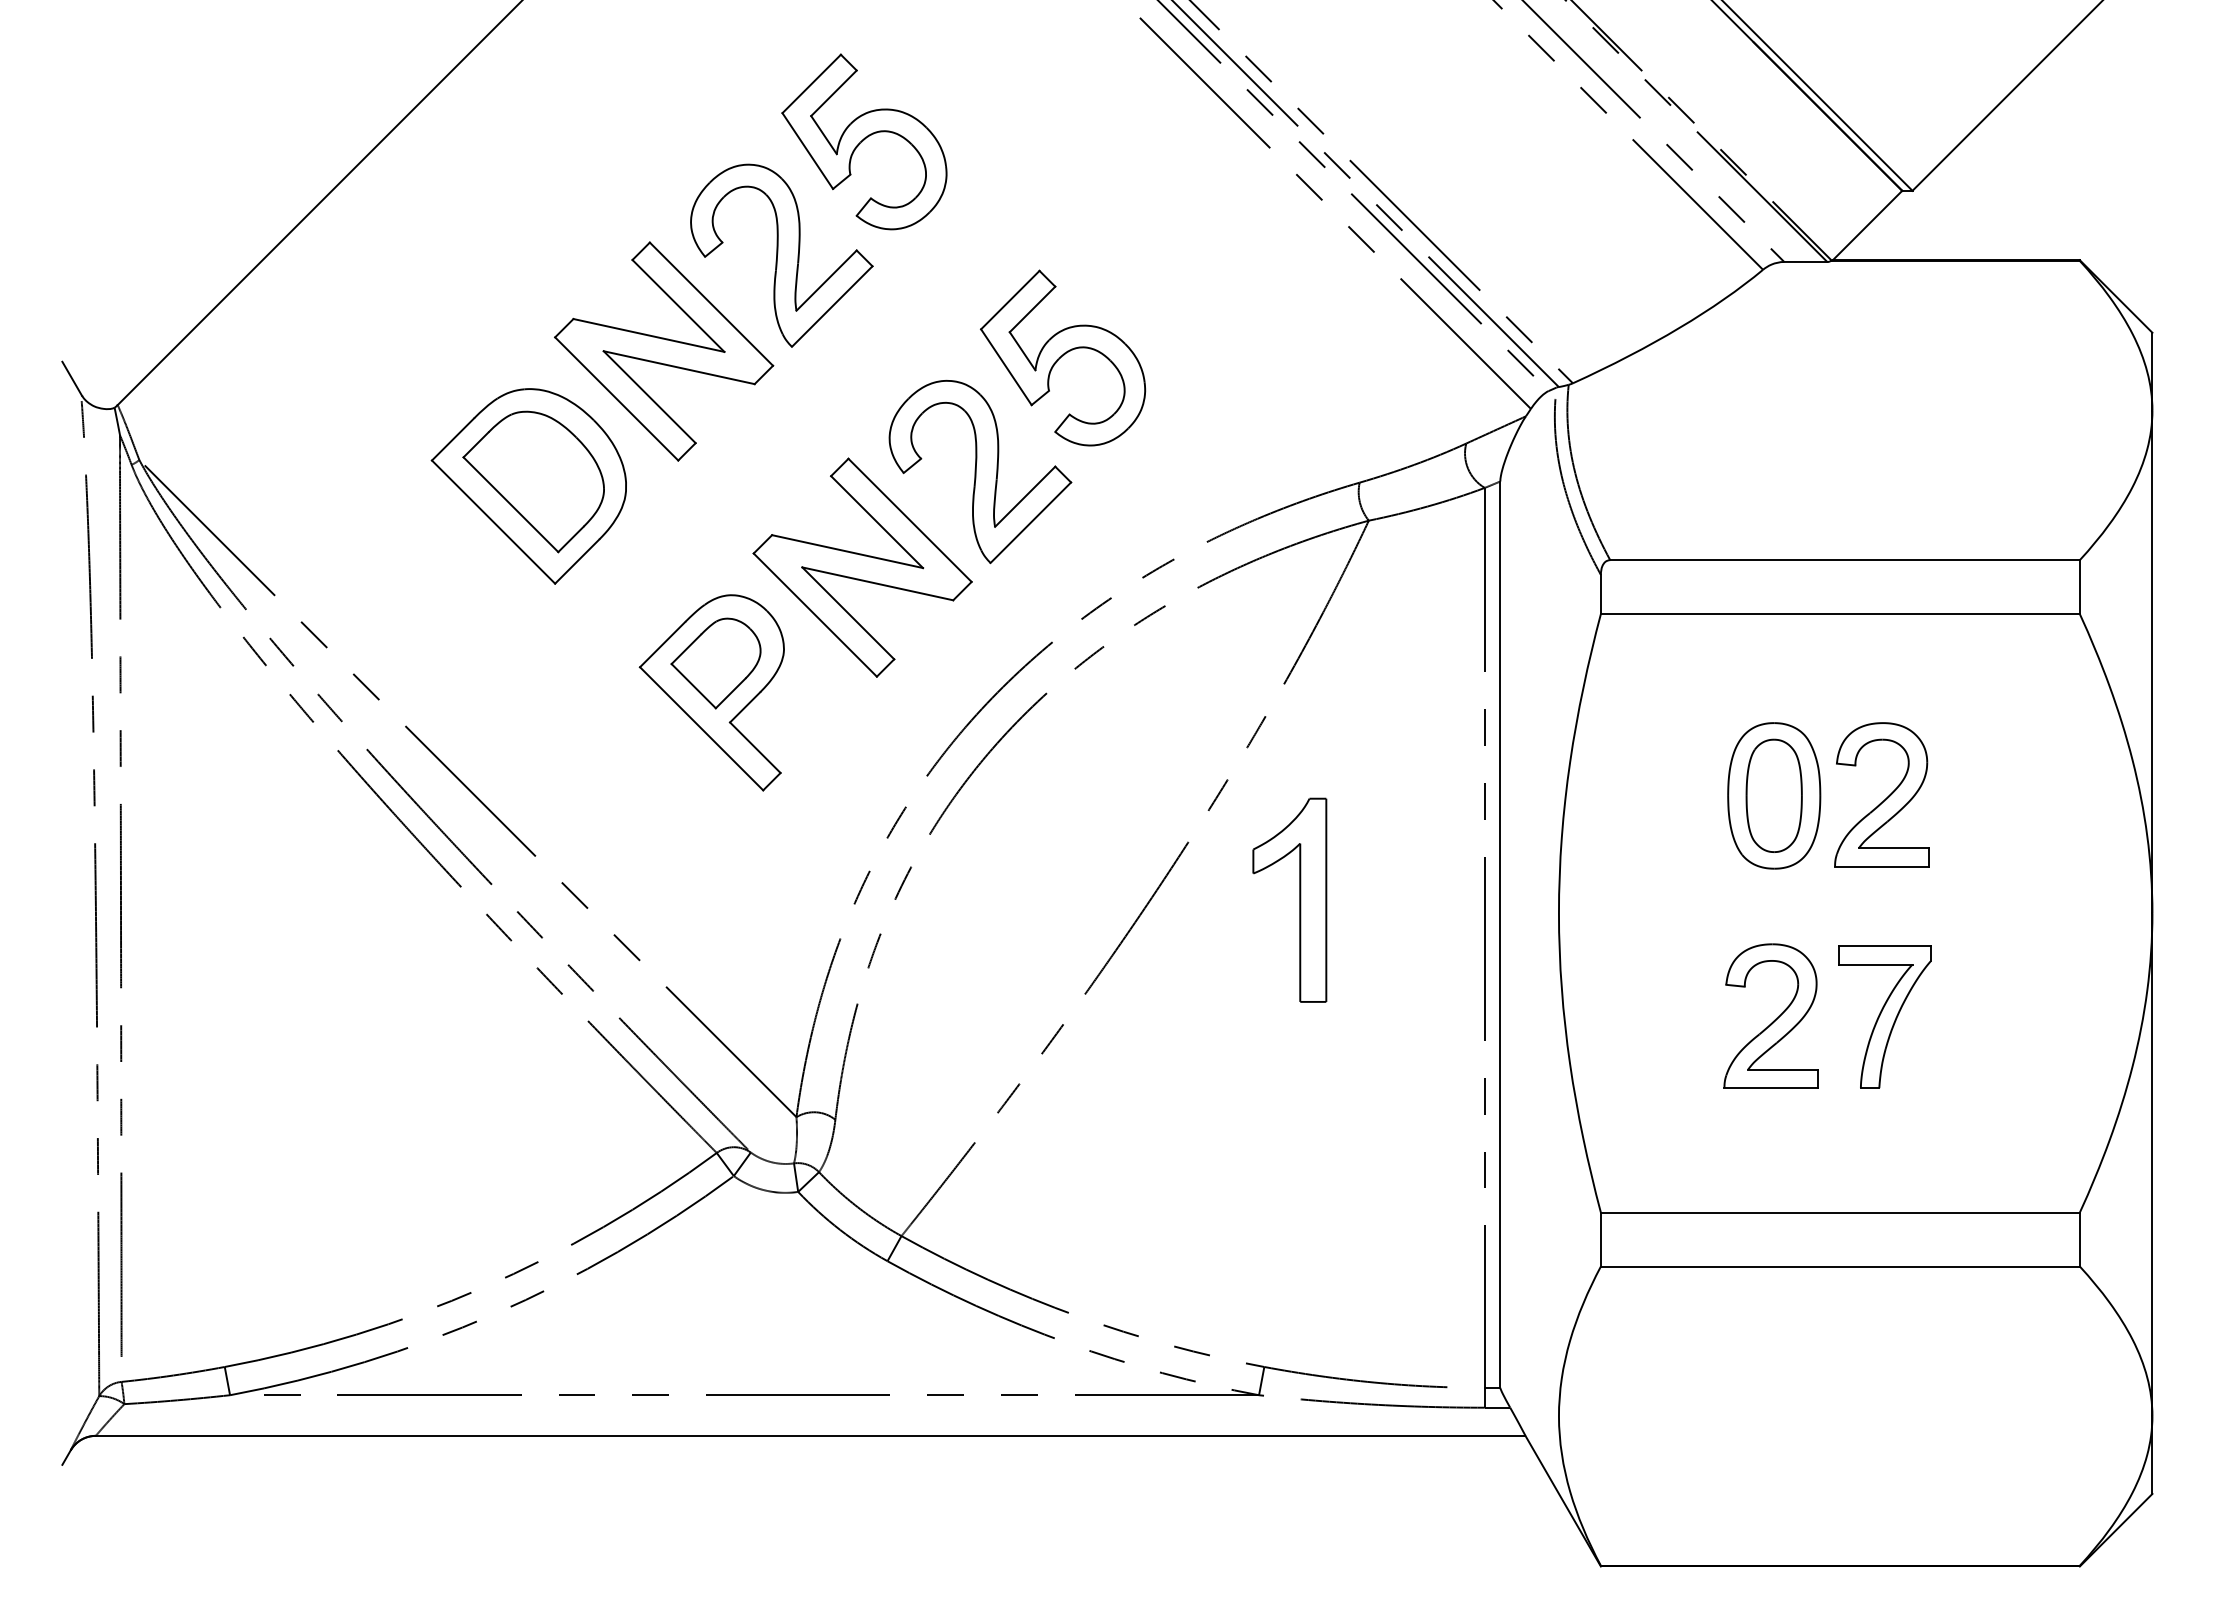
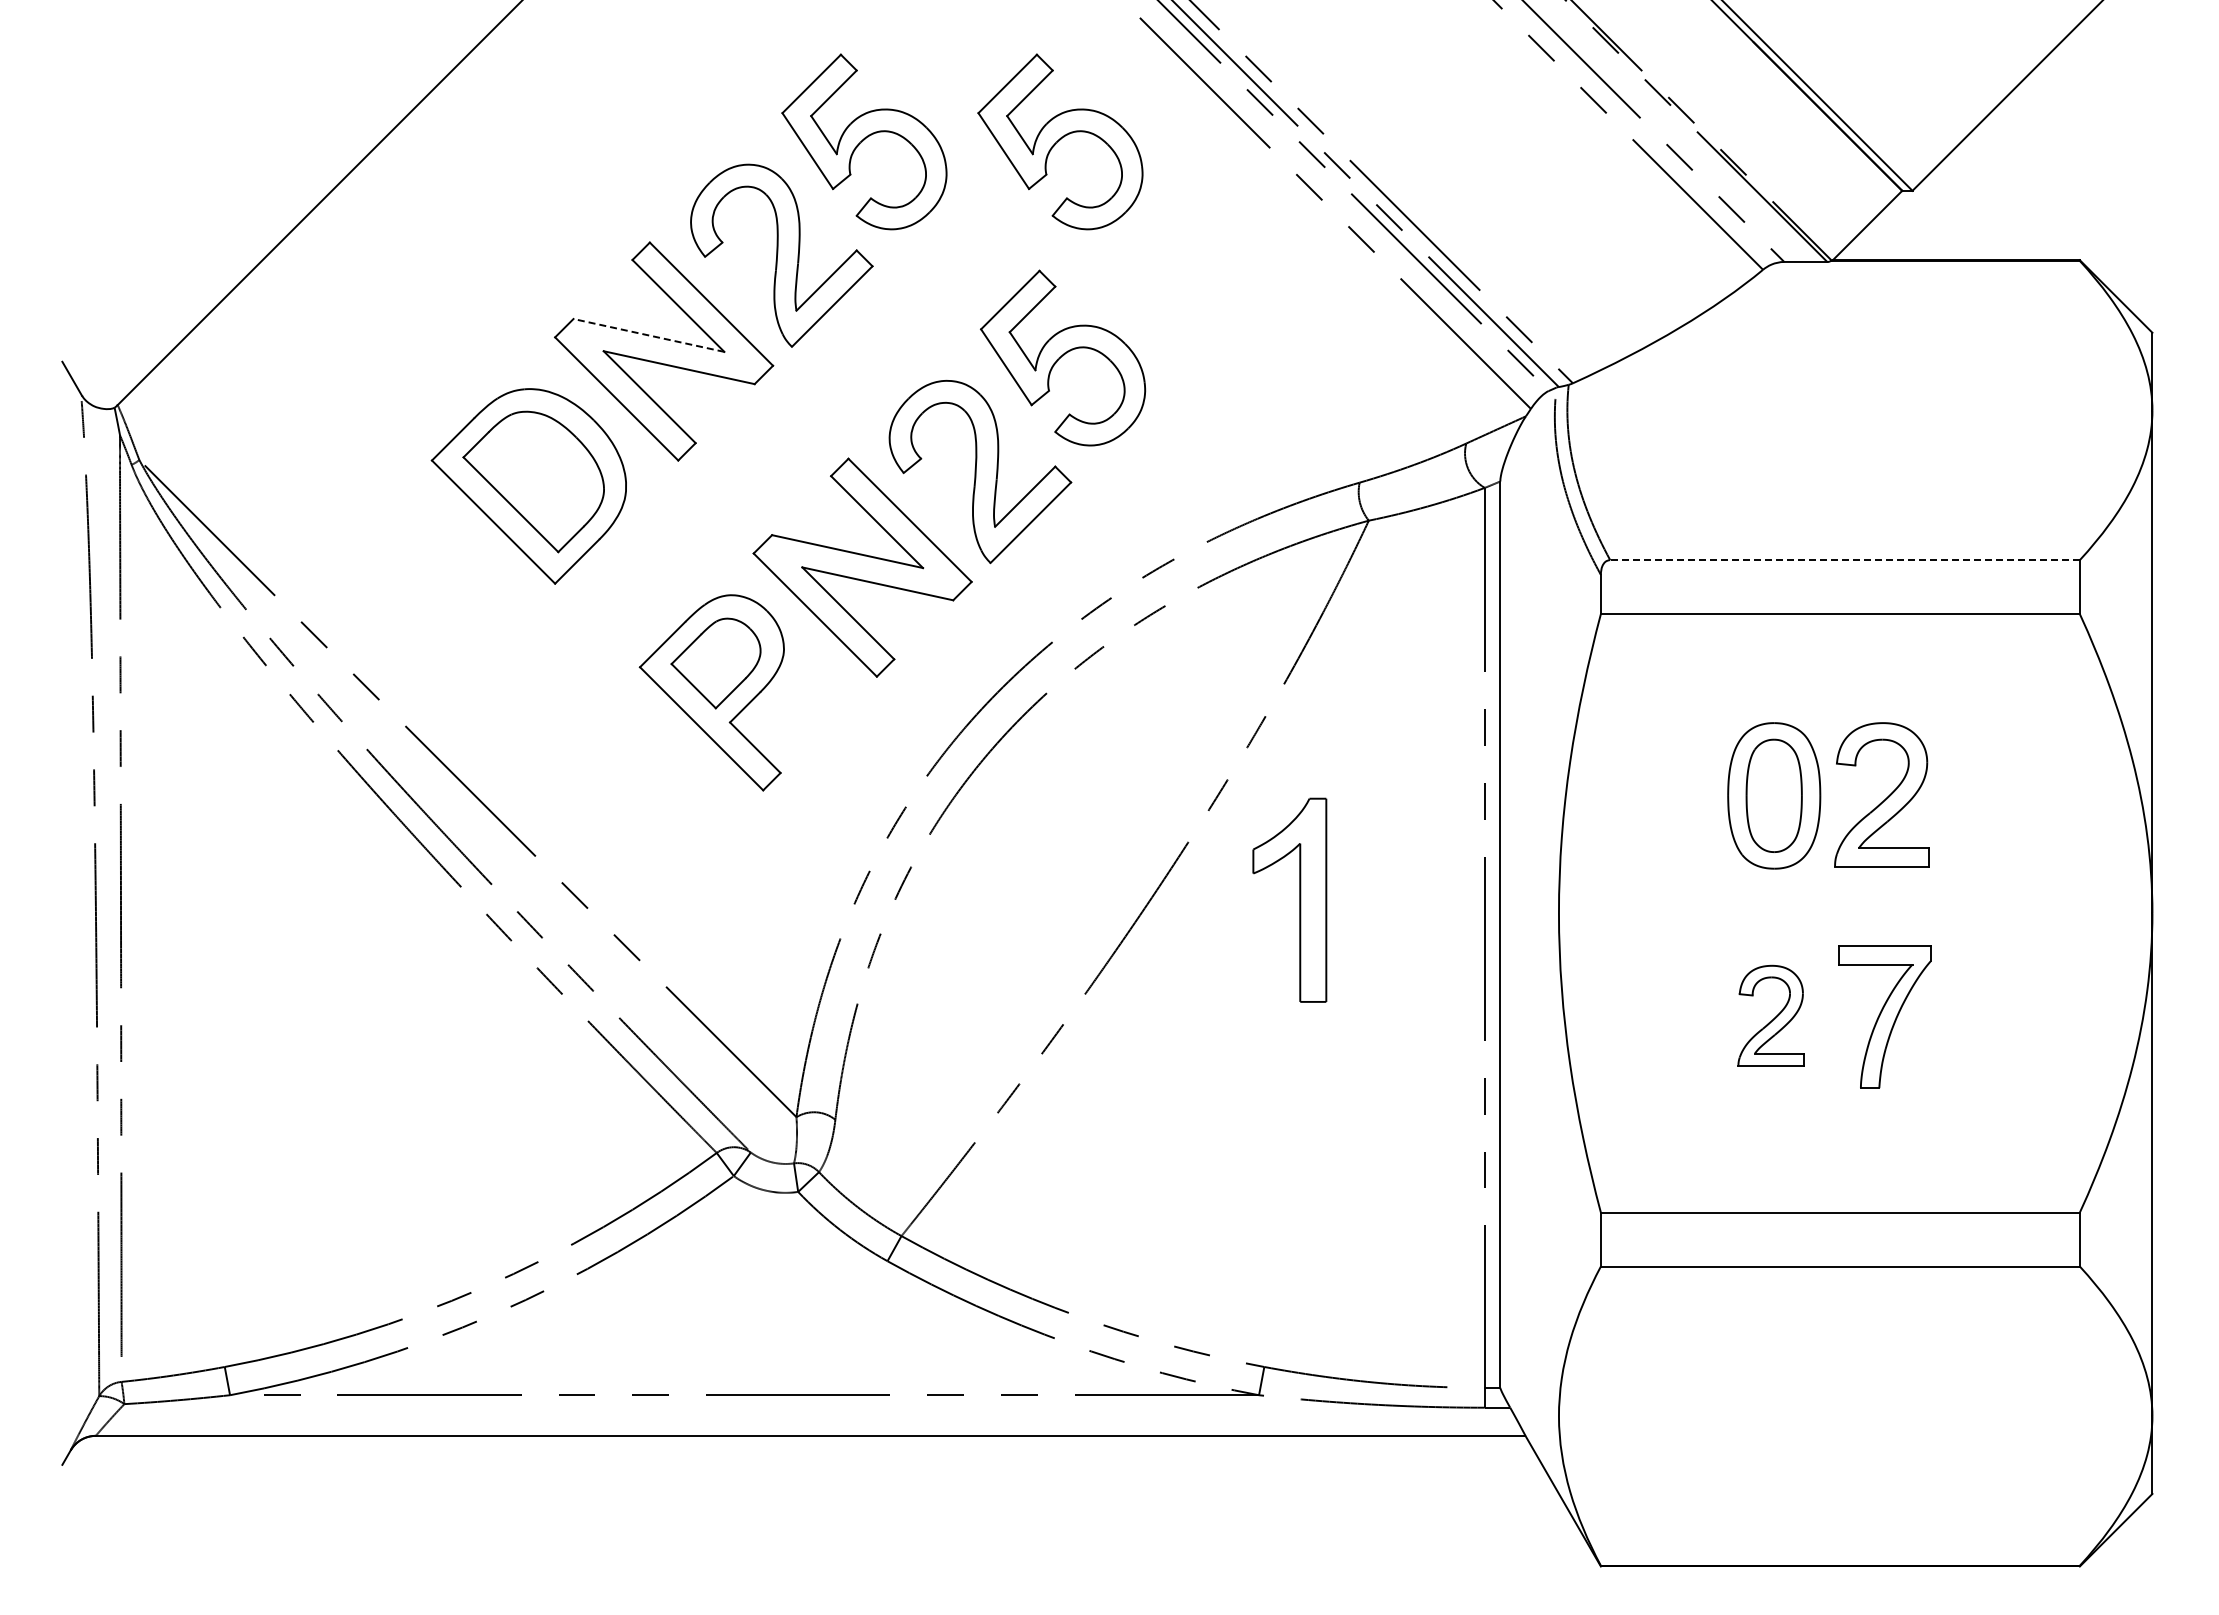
part: none -> present (1060, 141)
line: solid -> dashed (648, 335)
line: solid -> dashed (1845, 560)
part size: 96x146 px -> 68x103 px (1770, 1015)
